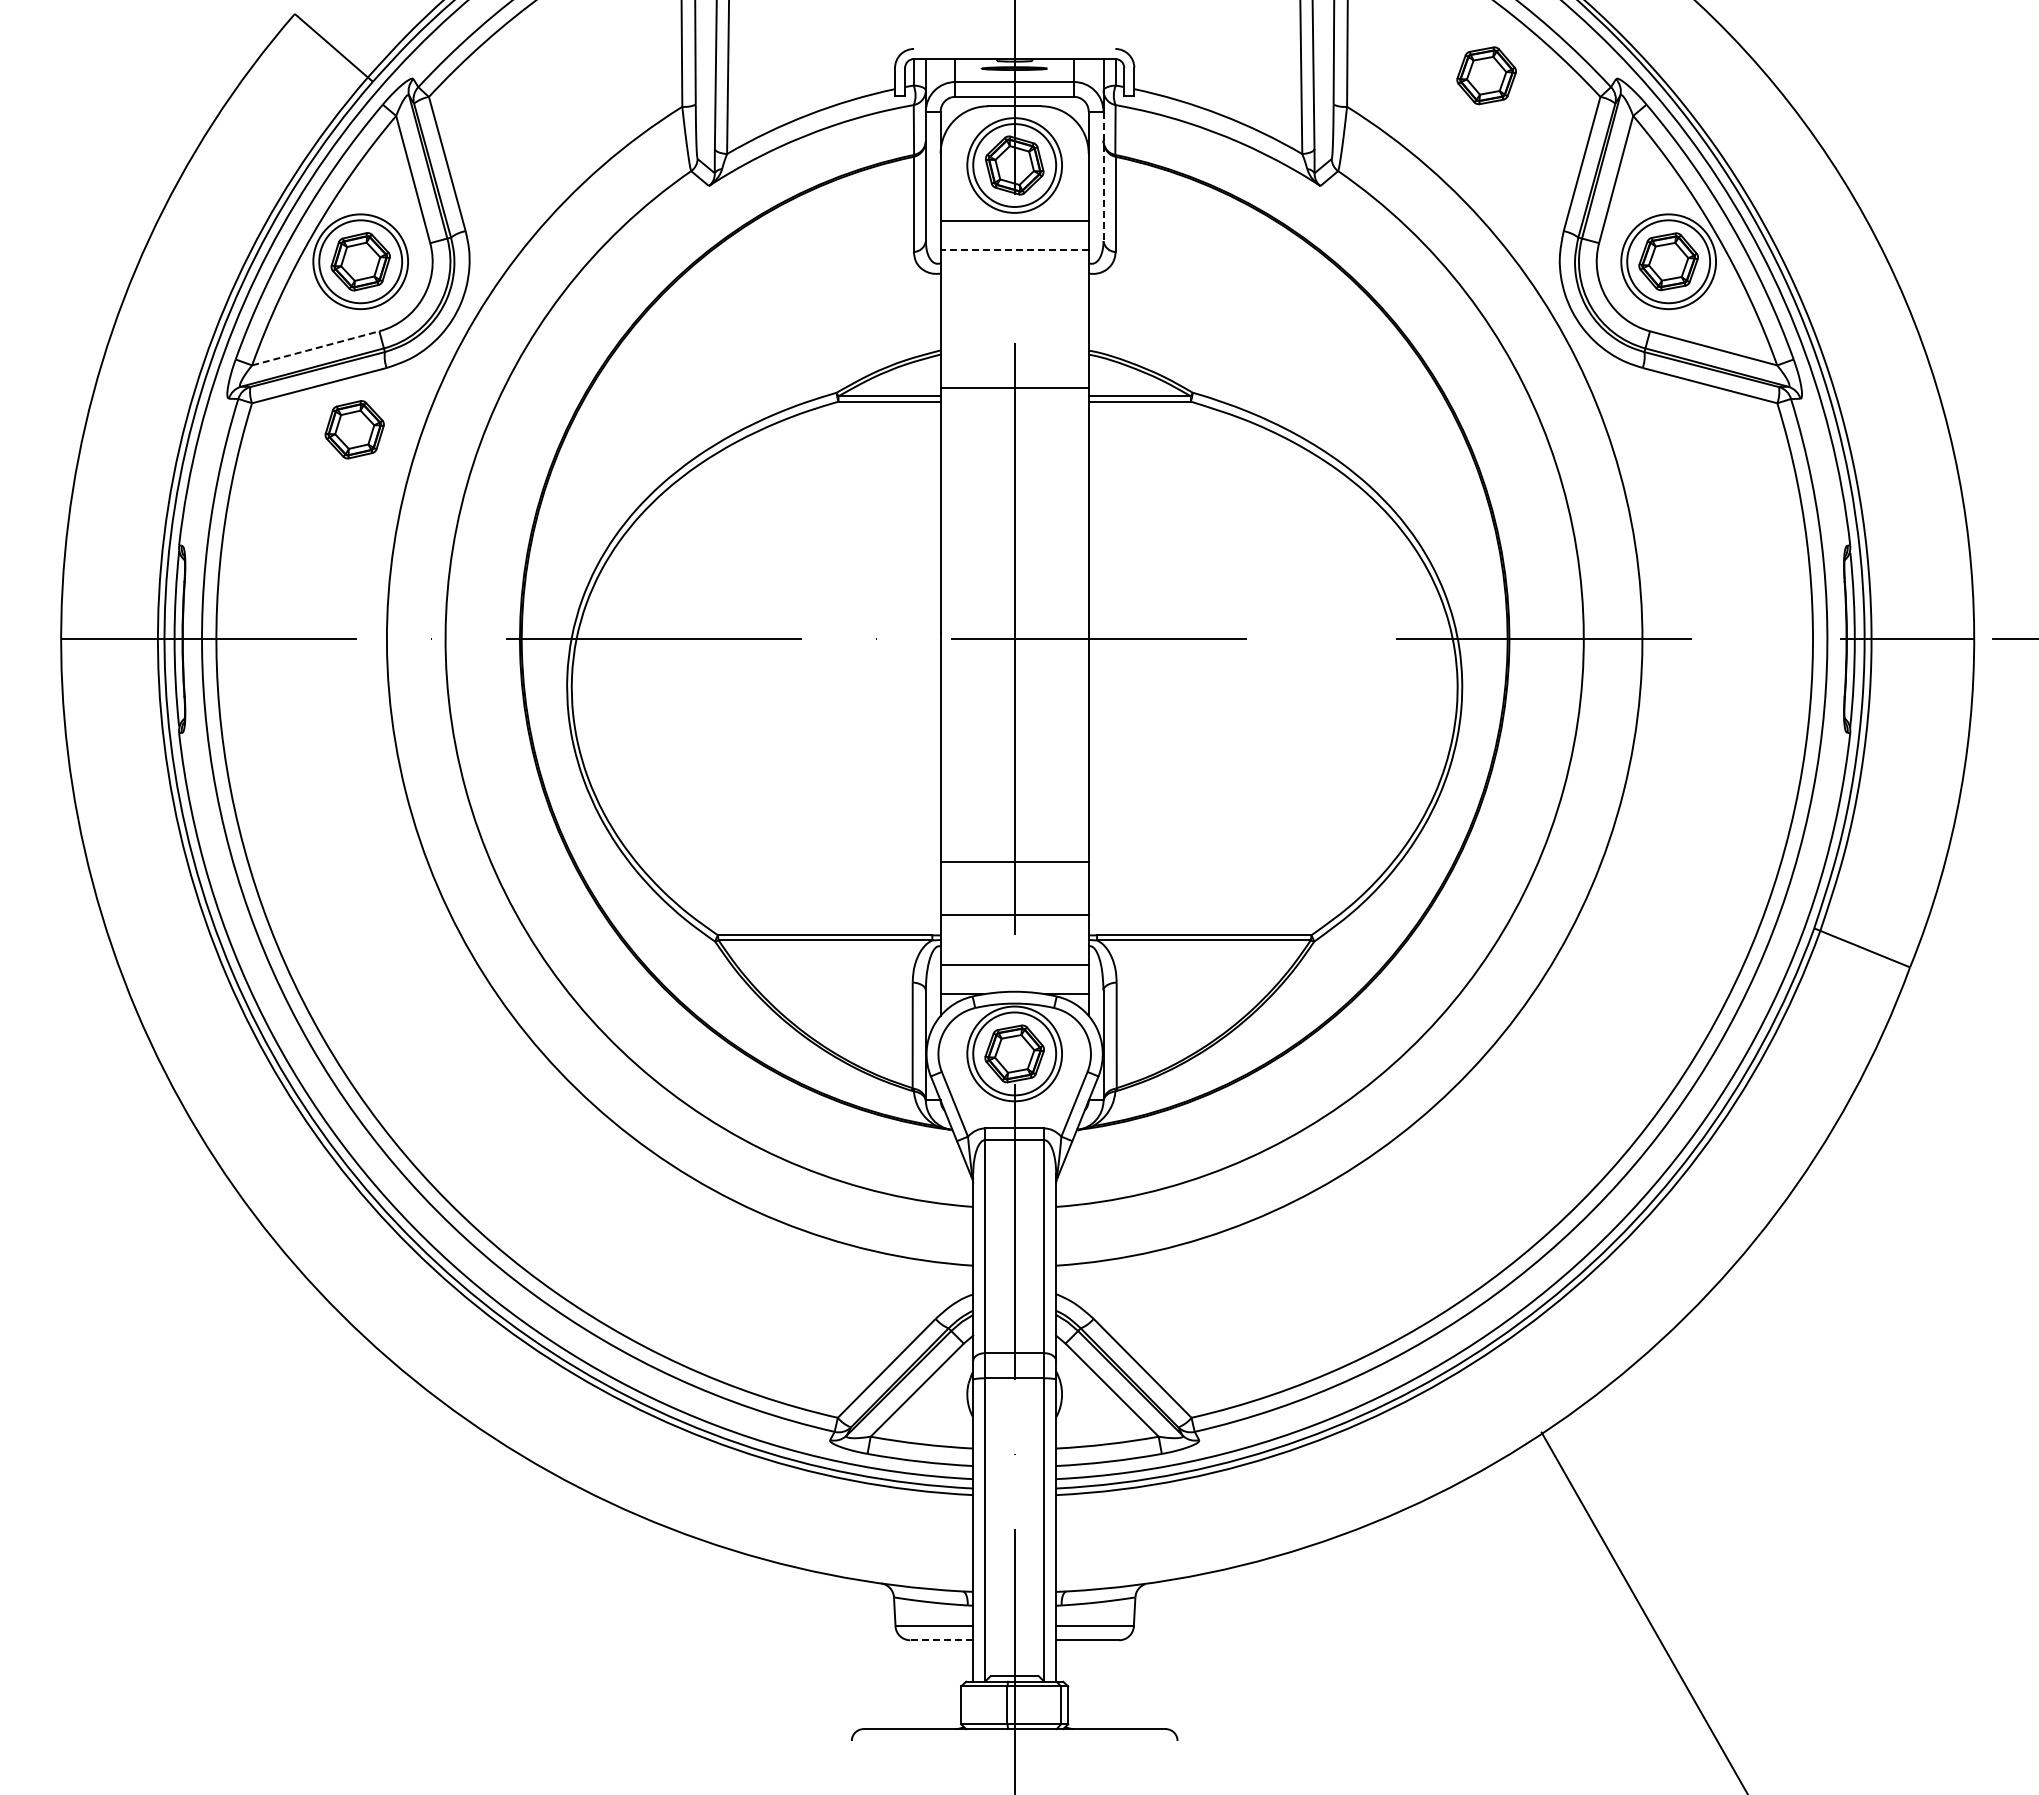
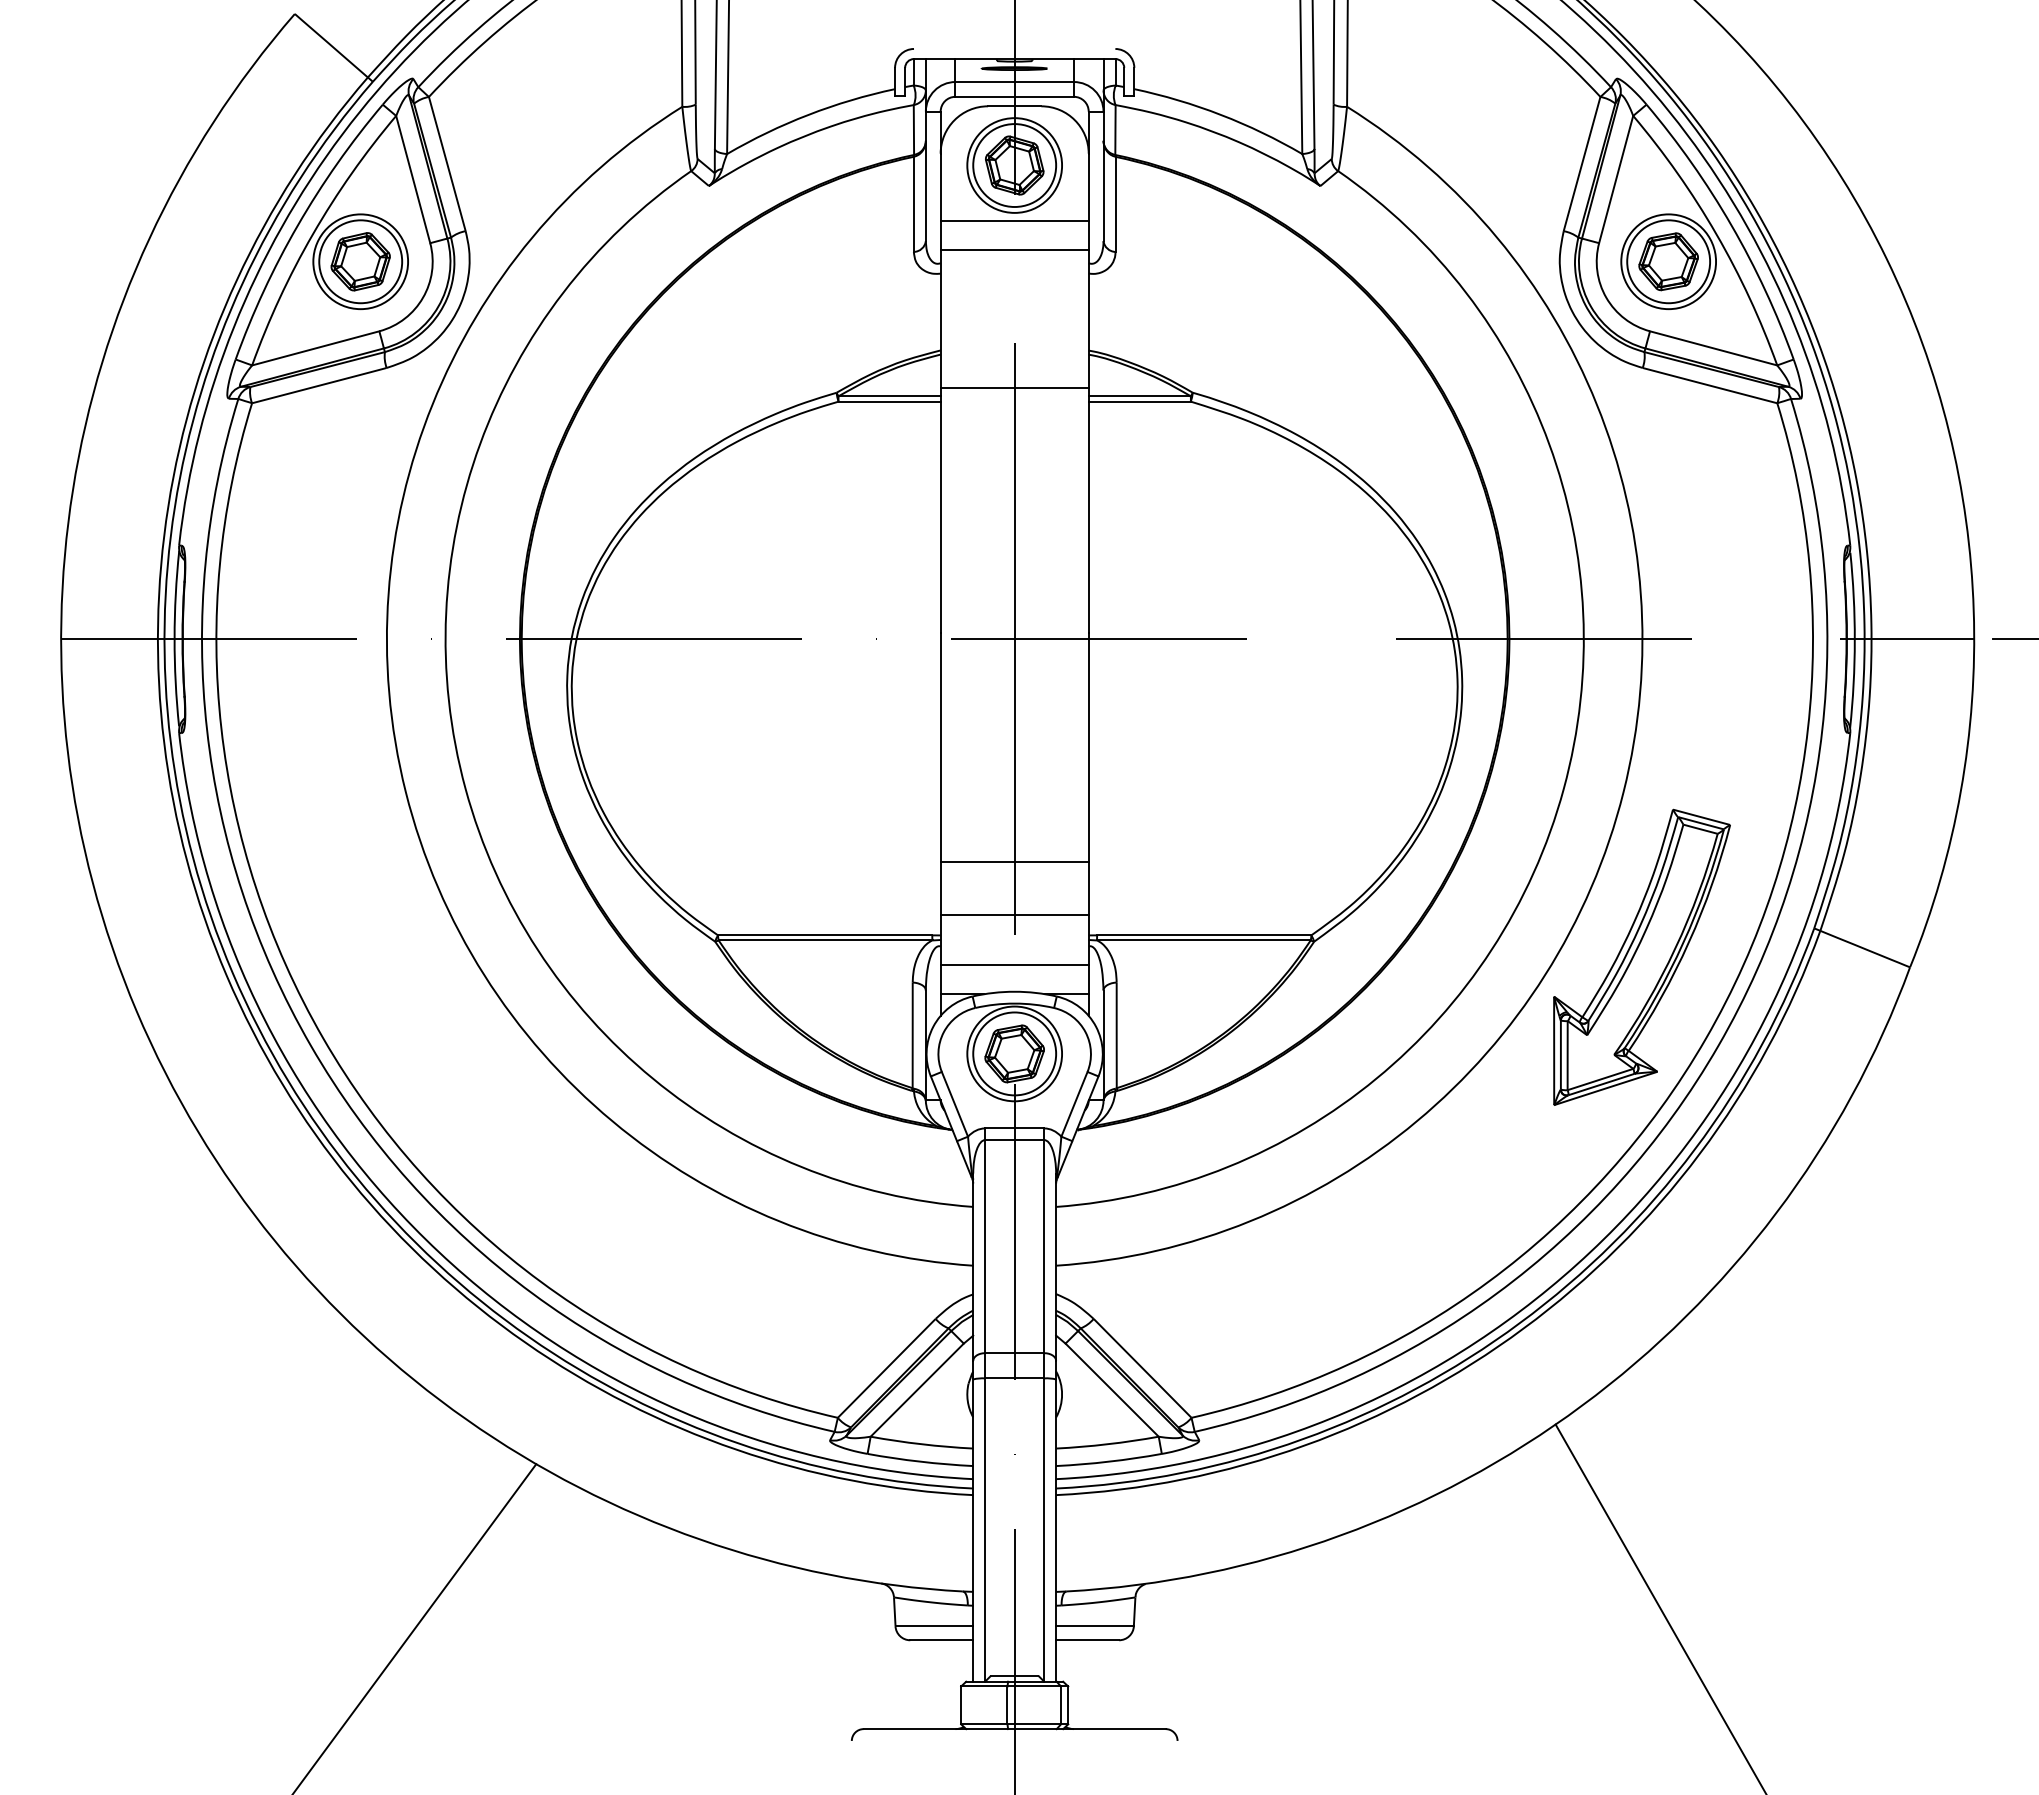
part: present -> none (1486, 75)
line: dashed -> solid (1103, 176)
line: dashed -> solid (1014, 250)
line: dashed -> solid (315, 348)
part: present -> none (354, 429)
part: none -> present (1641, 956)
line position: (1643, 1611) -> (1659, 1607) (1659, 1607)
line: none -> present (415, 1627)
line: dashed -> solid (941, 1640)
